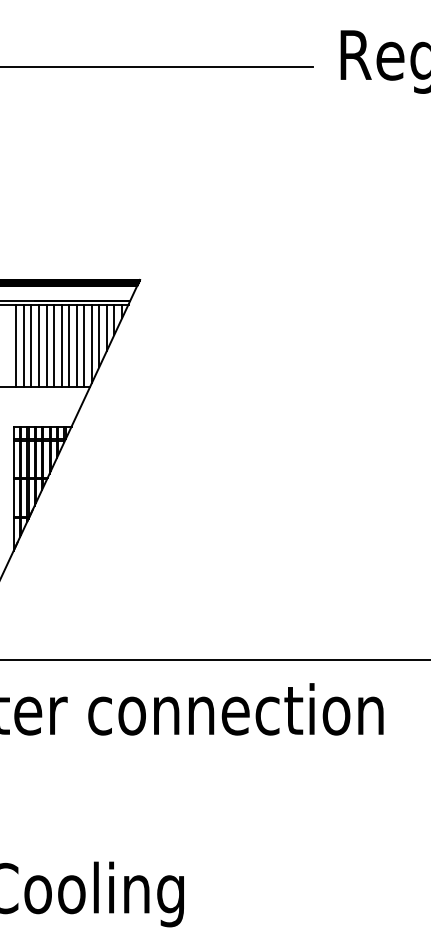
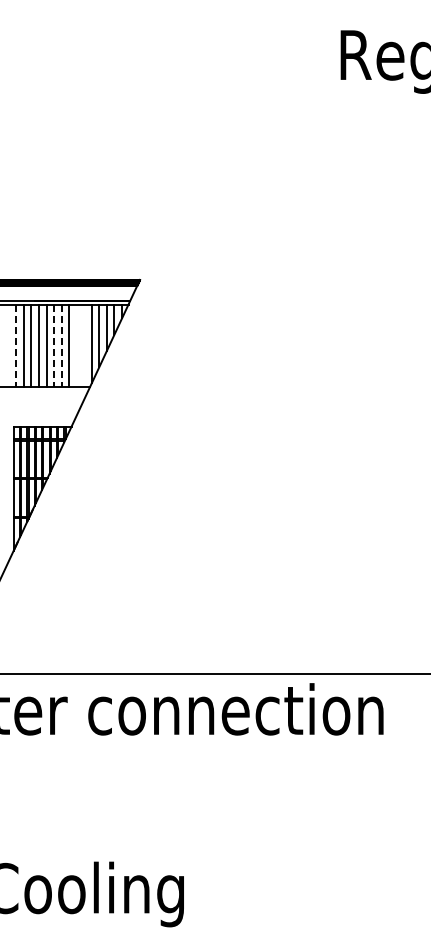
line: present -> none (157, 66)
line: present -> none (76, 345)
line: present -> none (84, 345)
line: solid -> dashed (16, 346)
line: solid -> dashed (54, 346)
line: solid -> dashed (61, 346)
line position: (214, 660) -> (214, 674) (214, 674)
